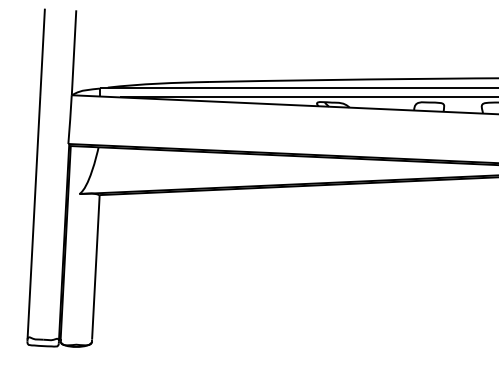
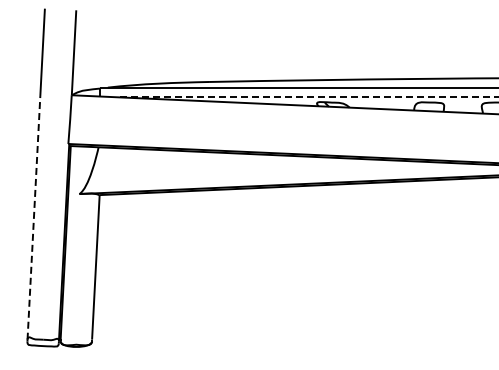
line: solid -> dashed (309, 97)
line: solid -> dashed (33, 217)
